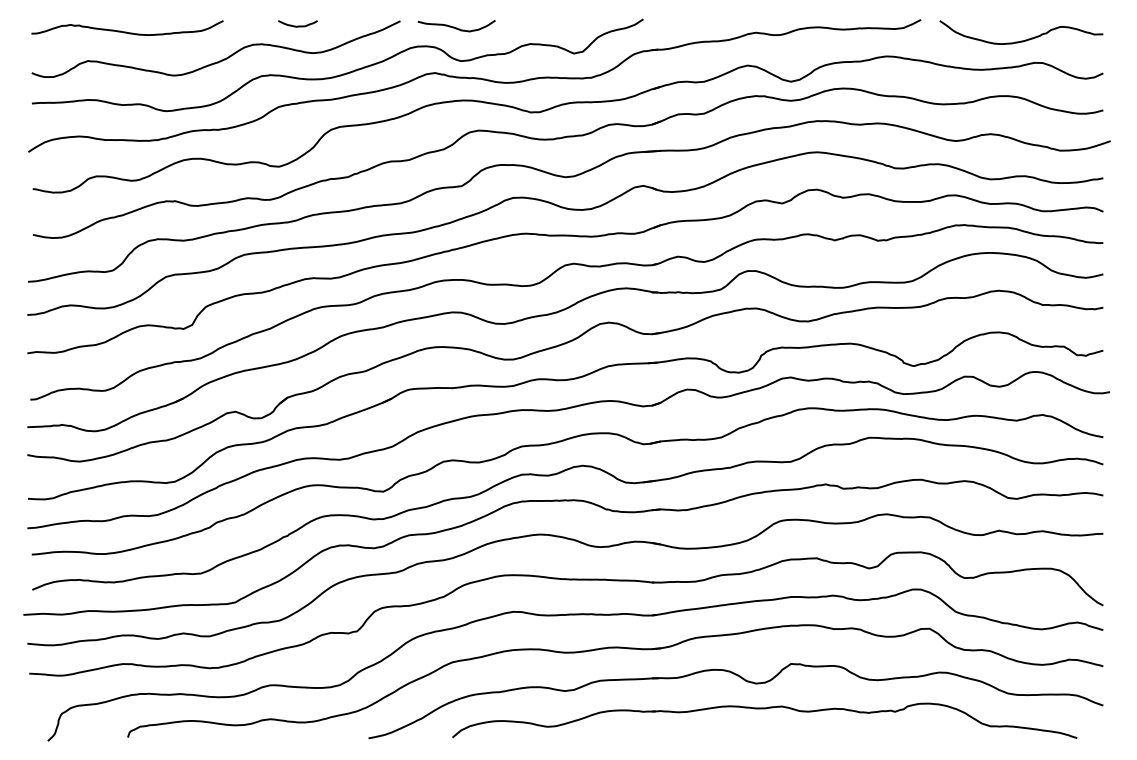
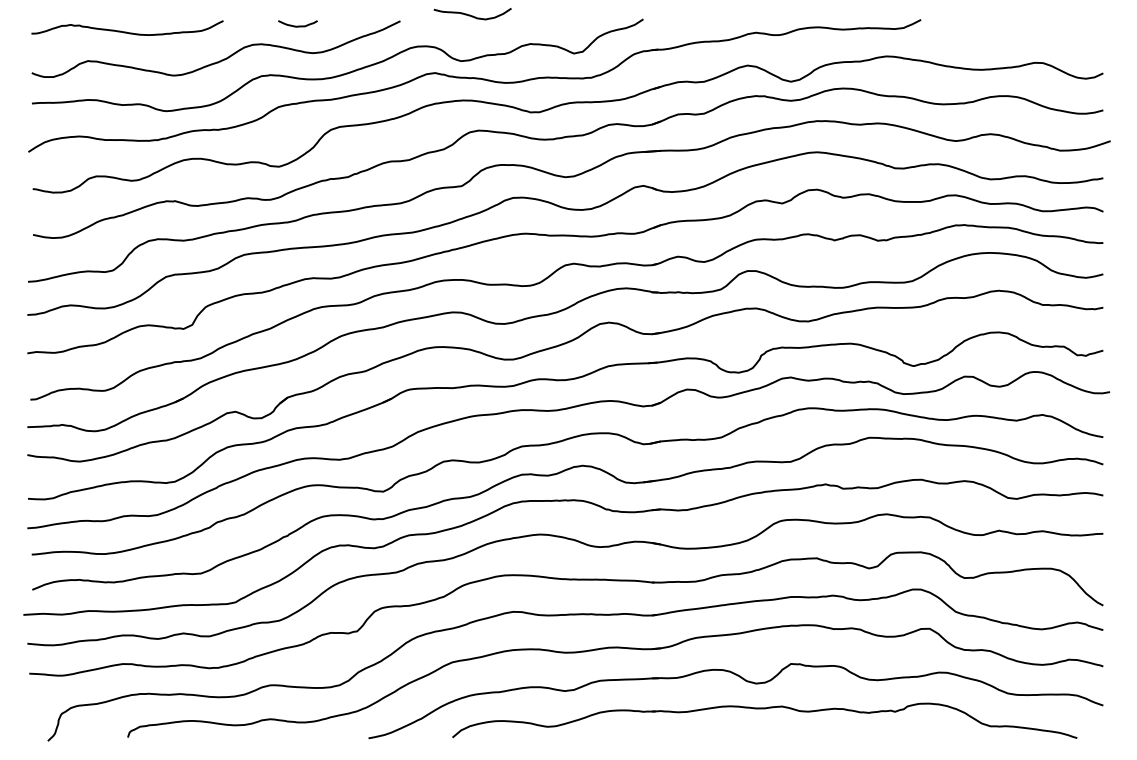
curve position: (456, 27) -> (472, 15) (472, 15)
curve: present -> none (1021, 40)
